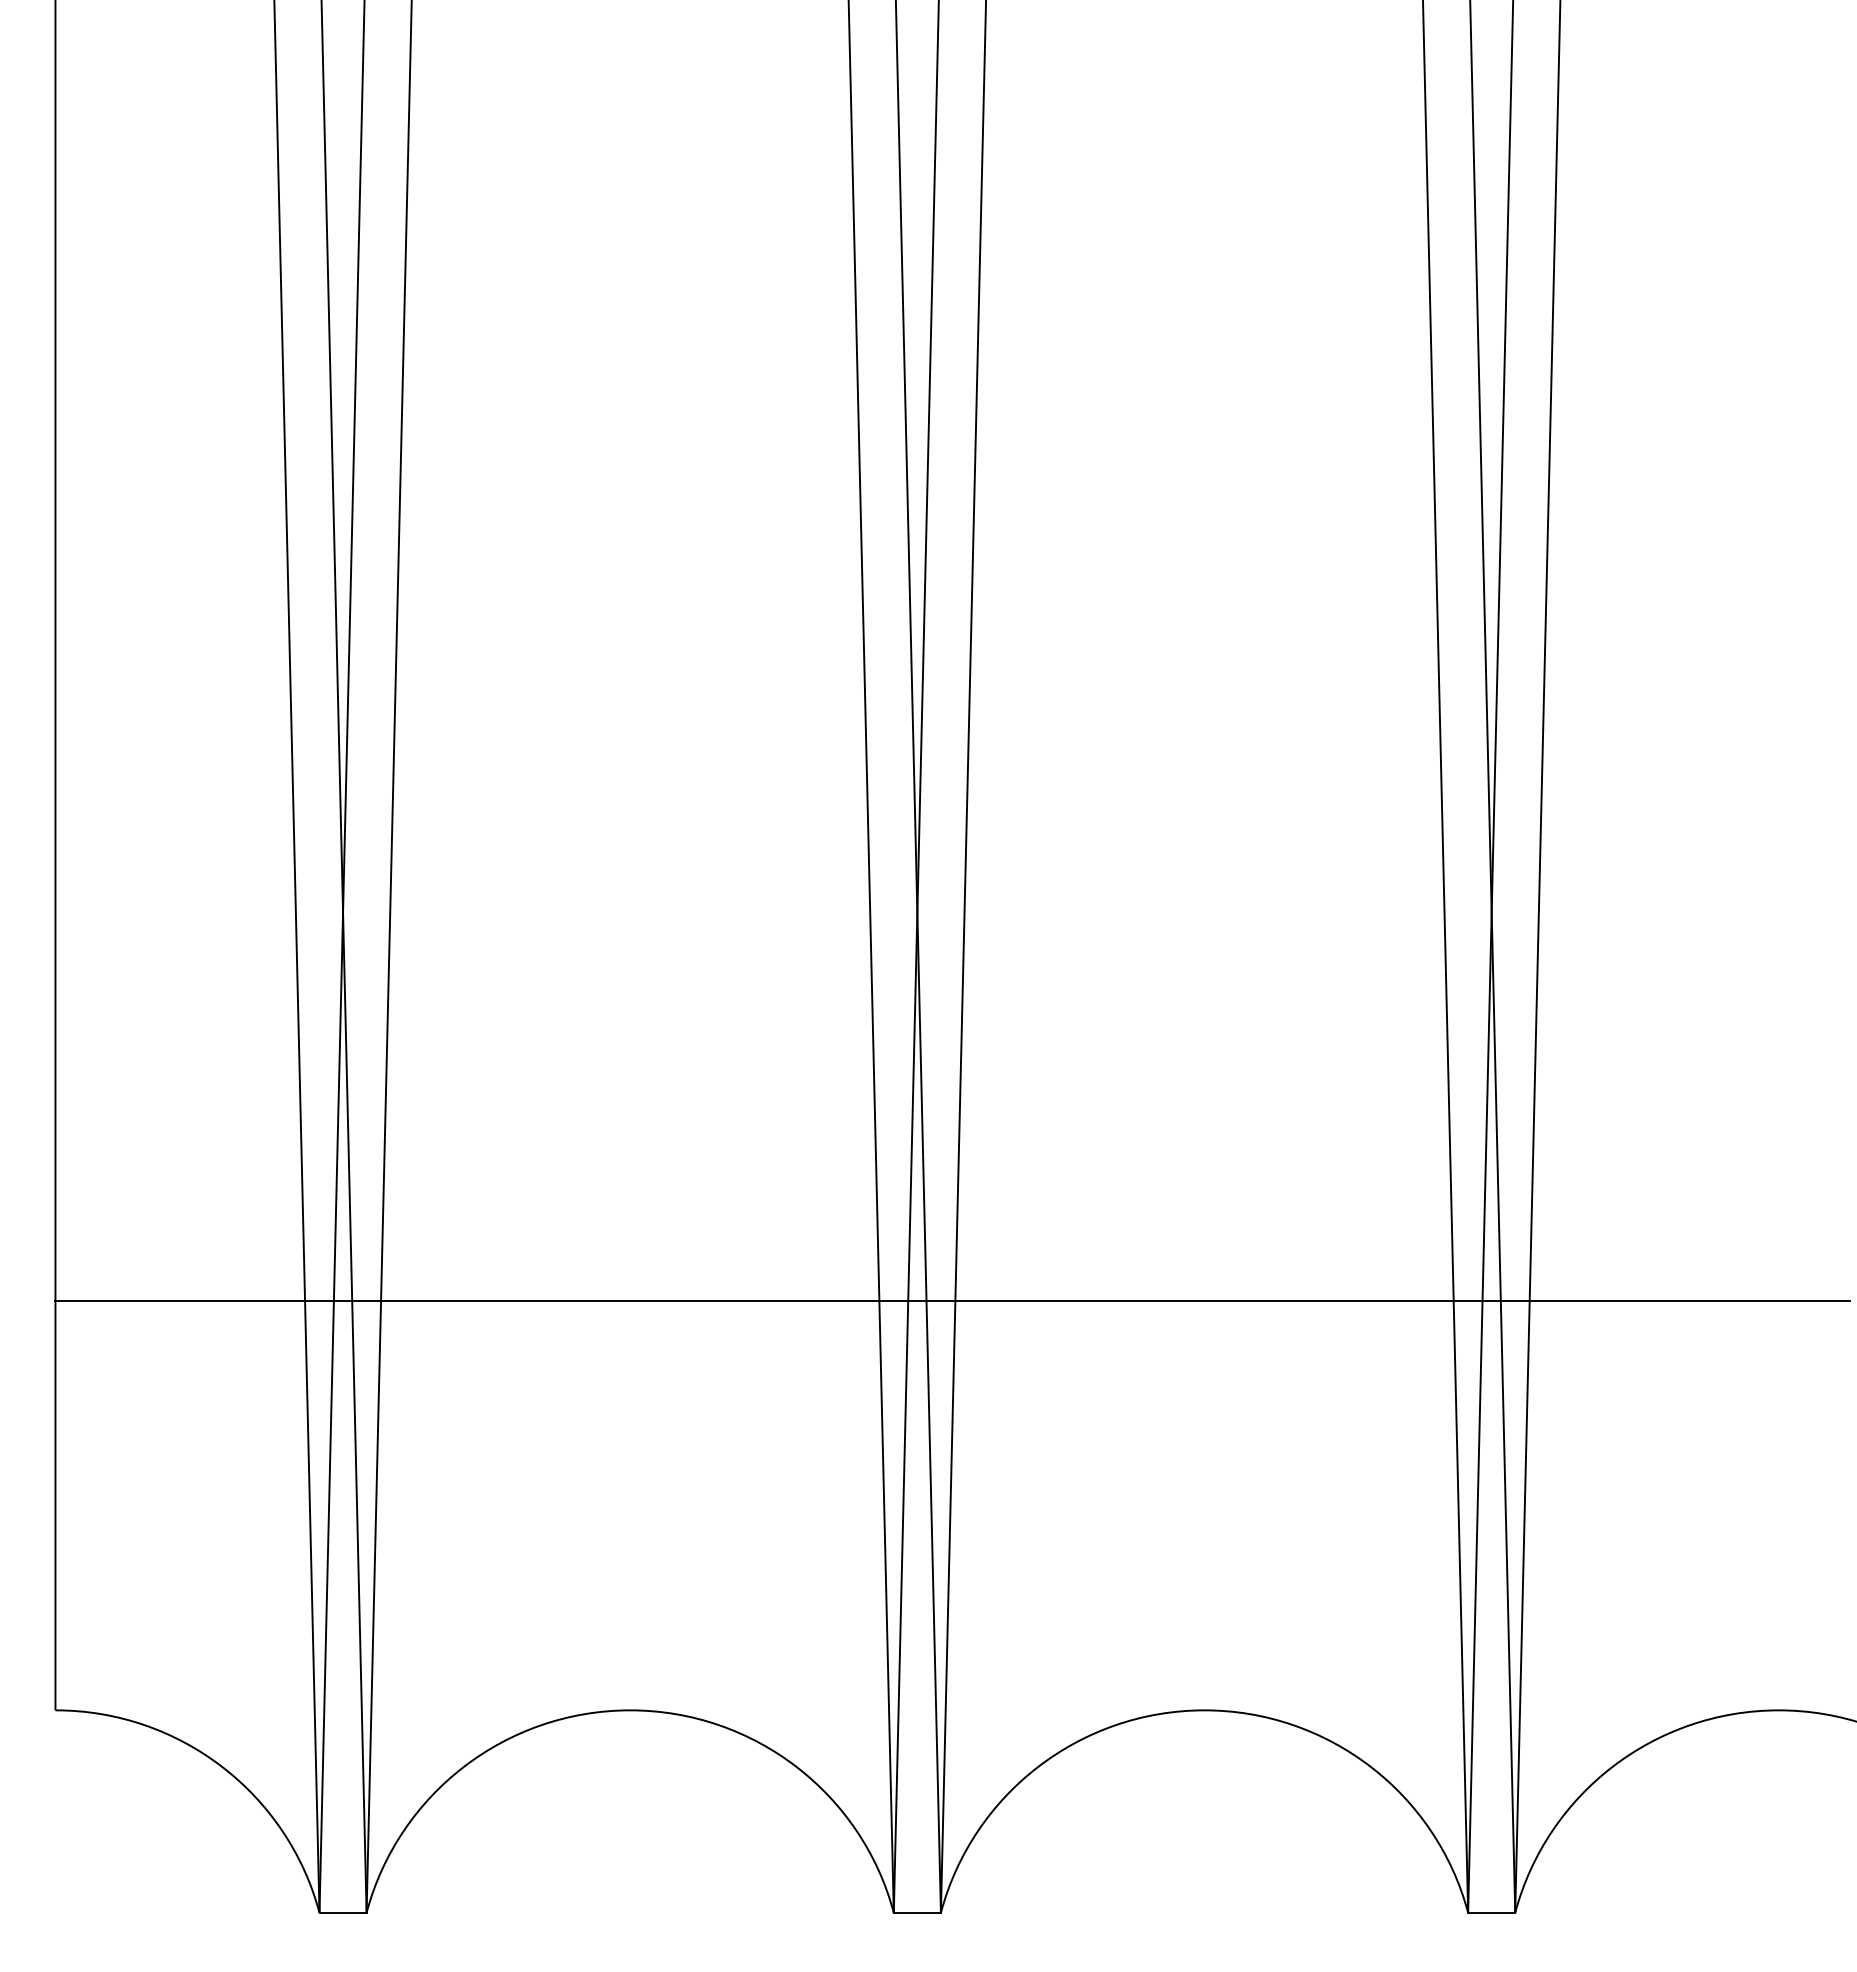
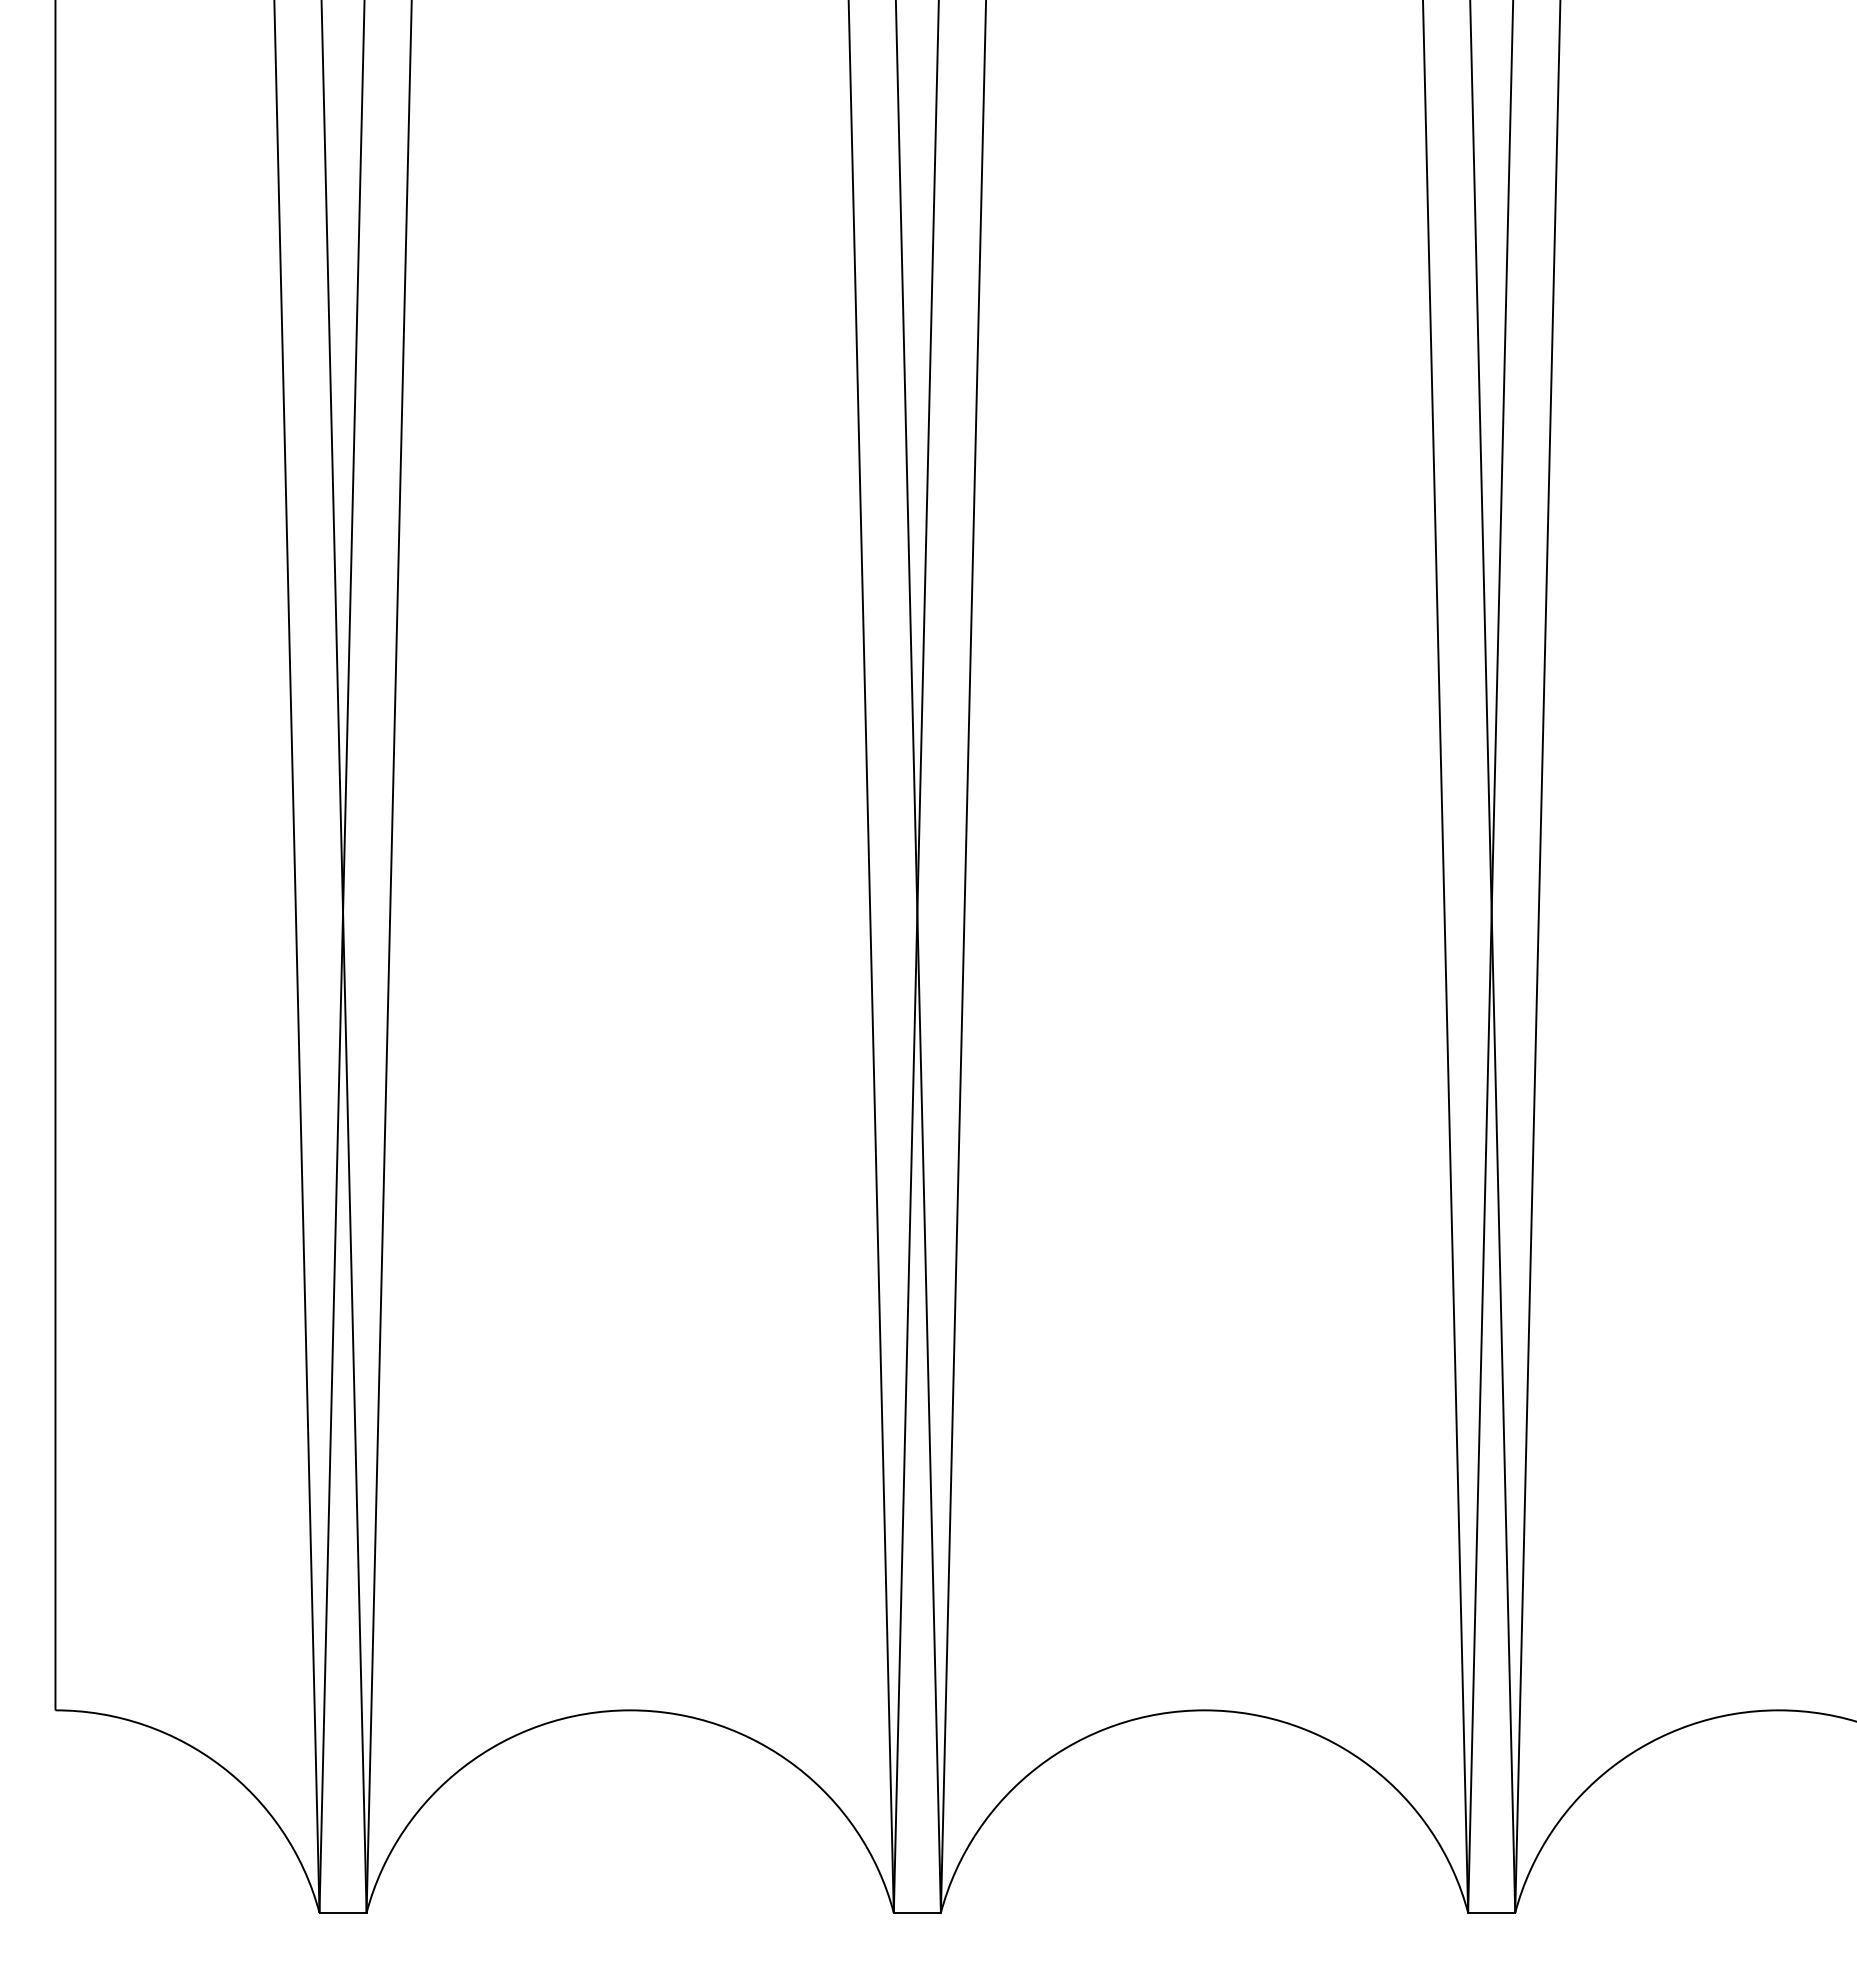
line: present -> none (952, 1300)
